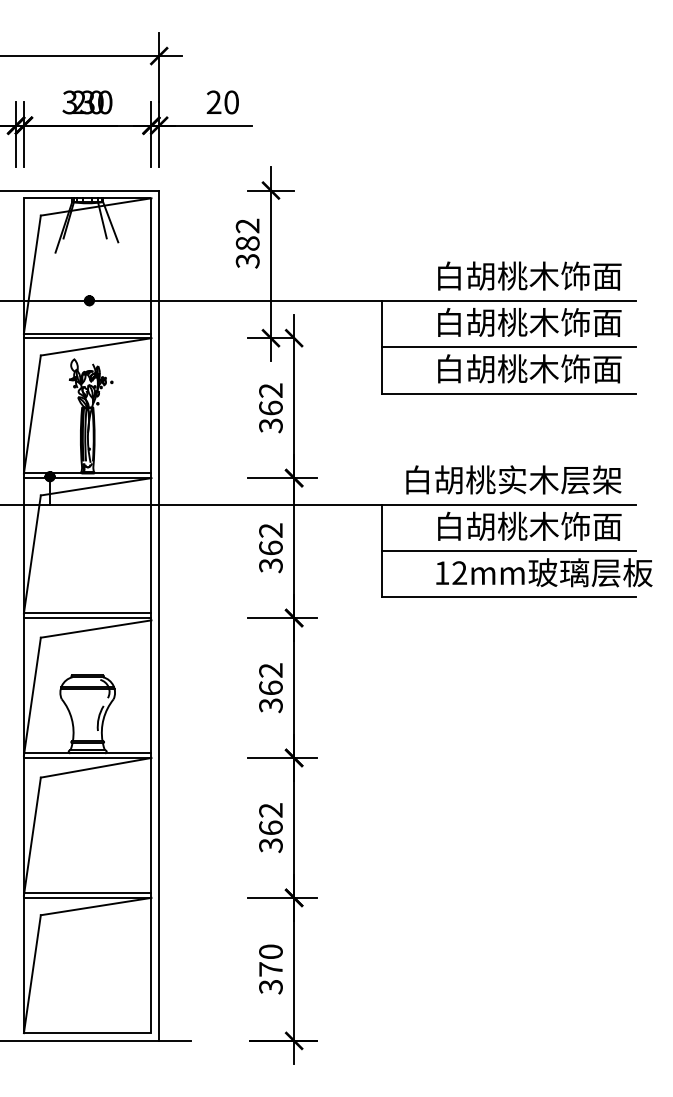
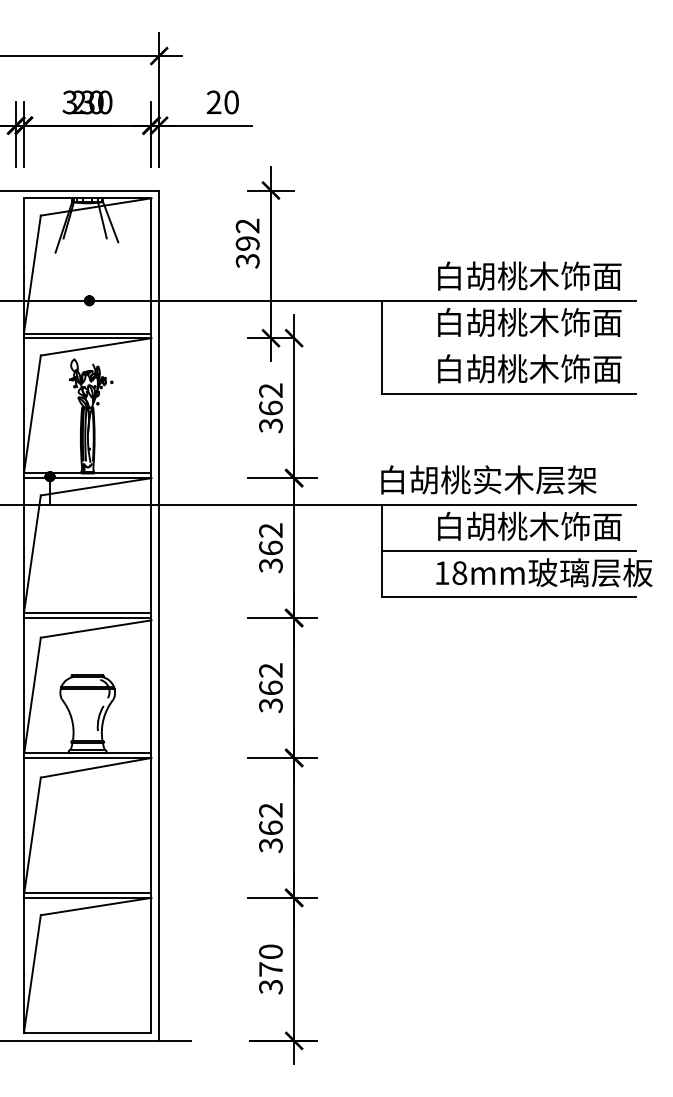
text: 382 -> 392 (247, 243)
line: present -> none (508, 347)
text position: (513, 479) -> (488, 479) (488, 479)
text: 12mm -> 18mm (459, 573)
